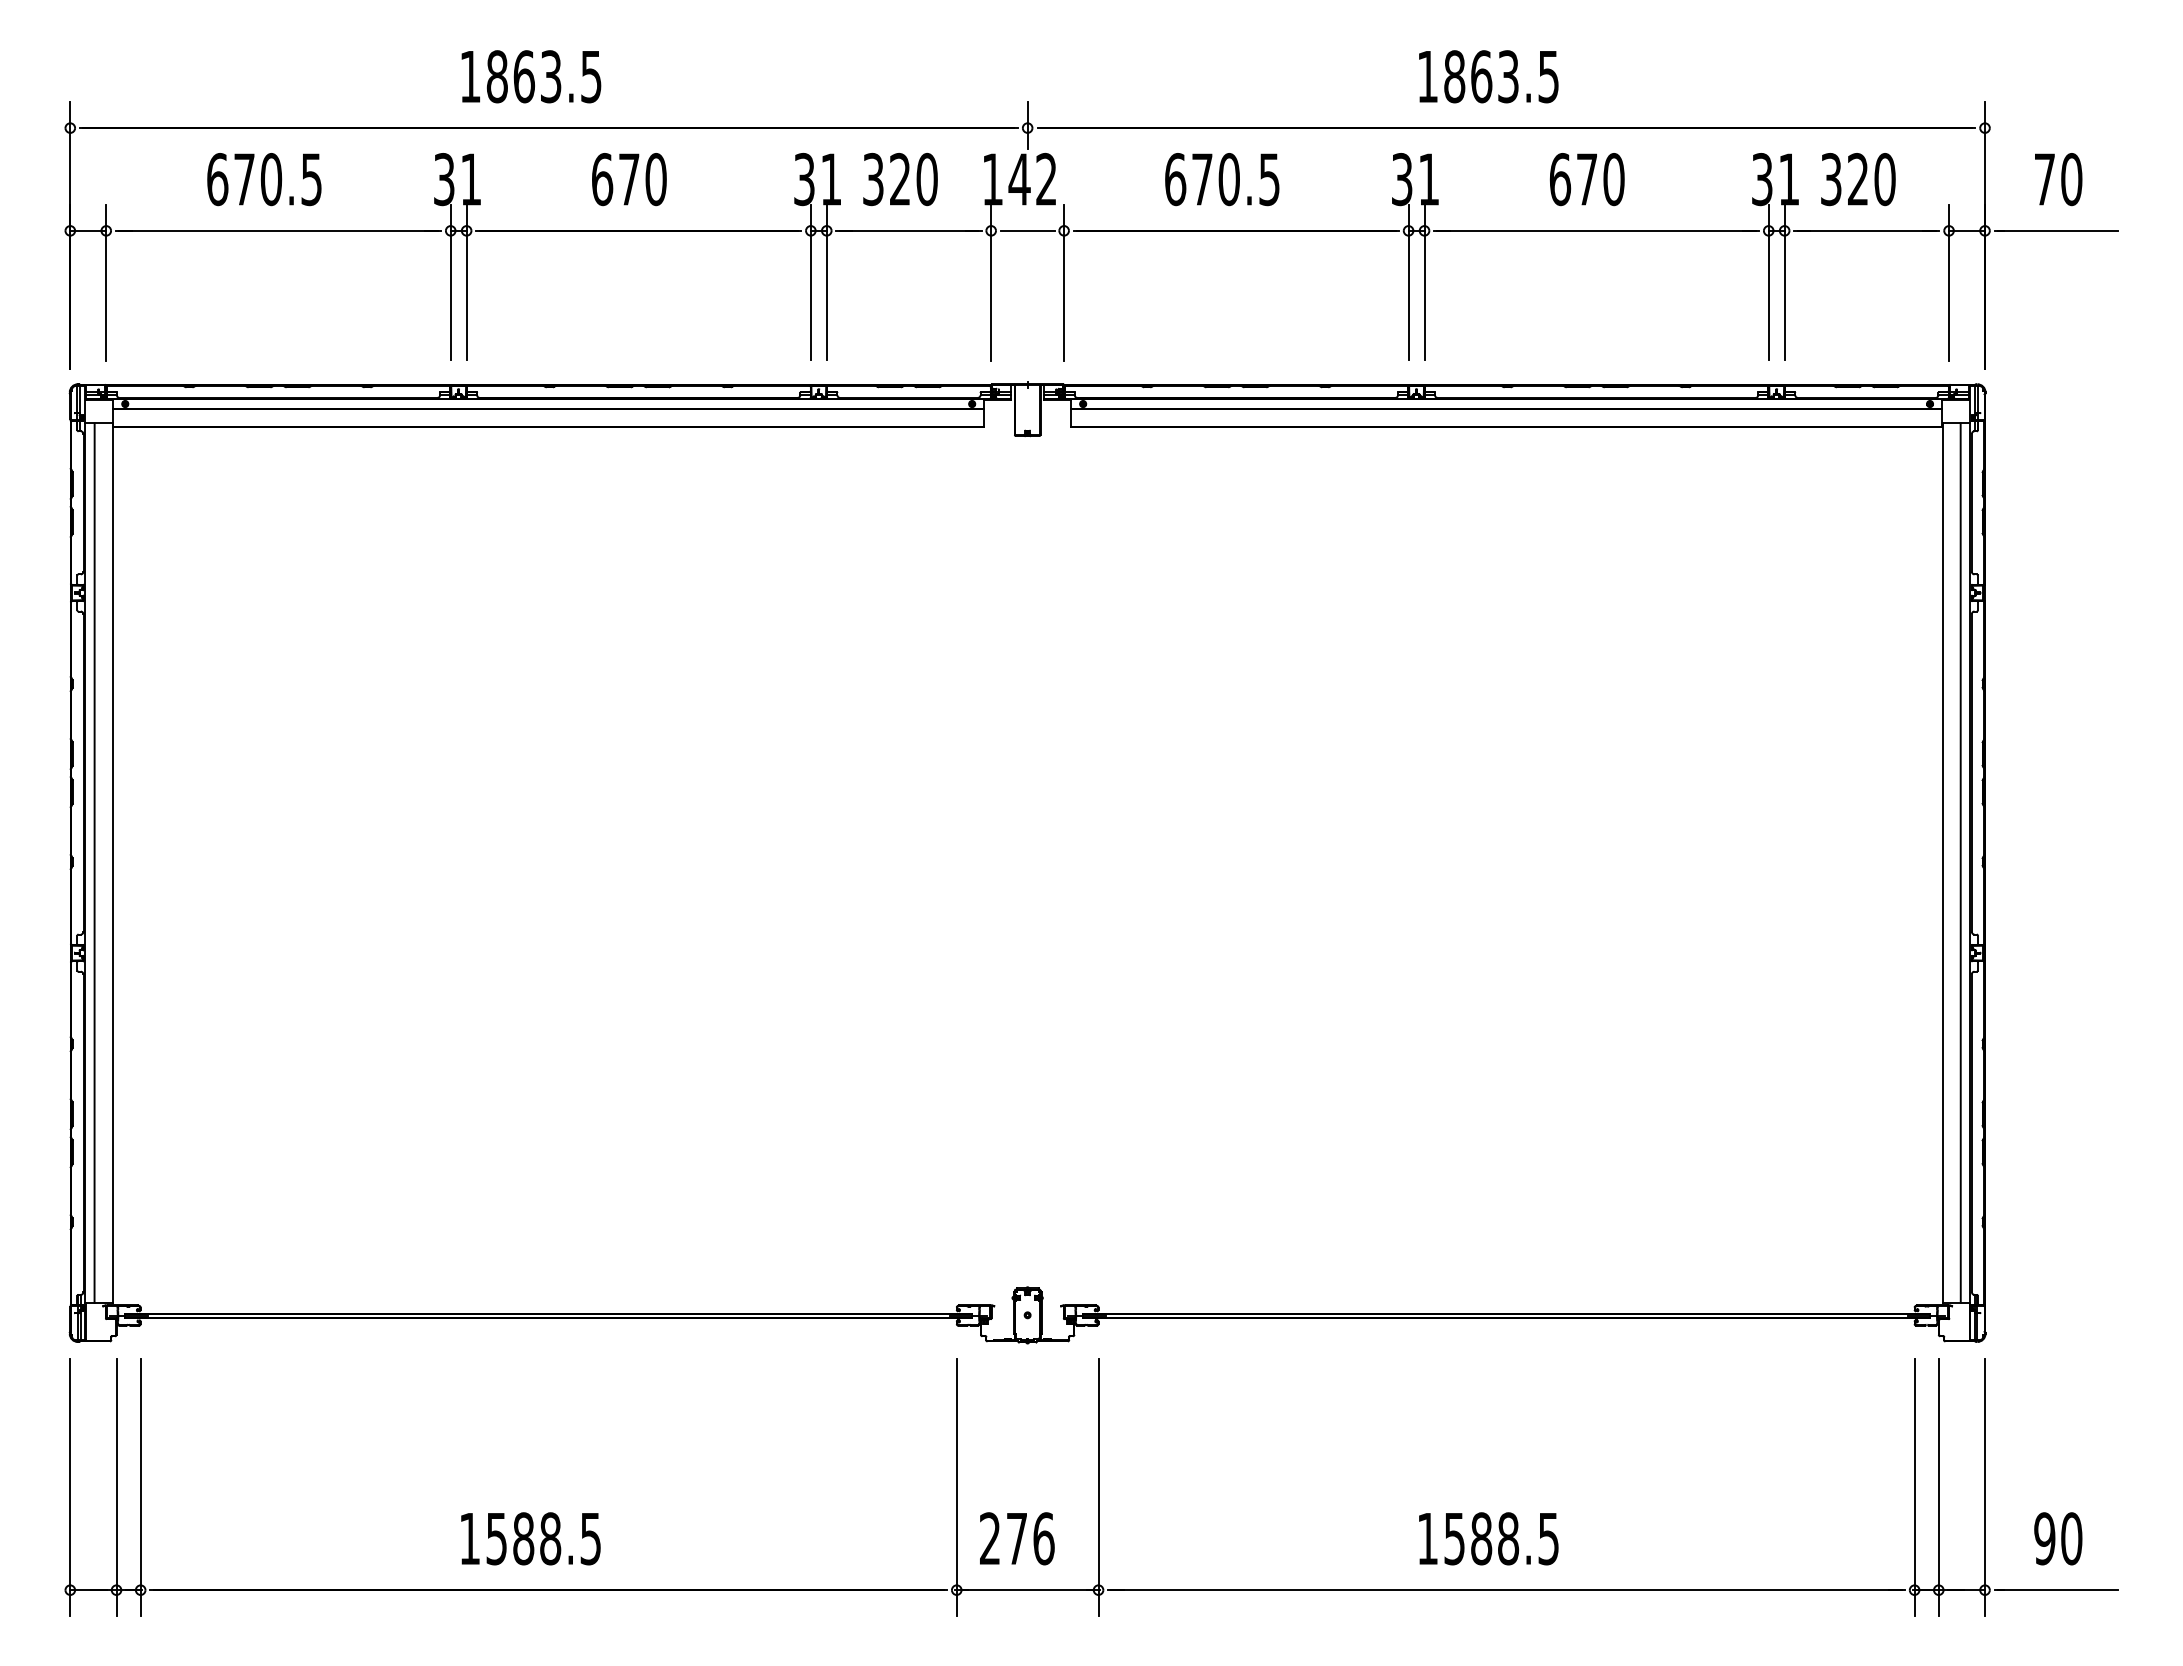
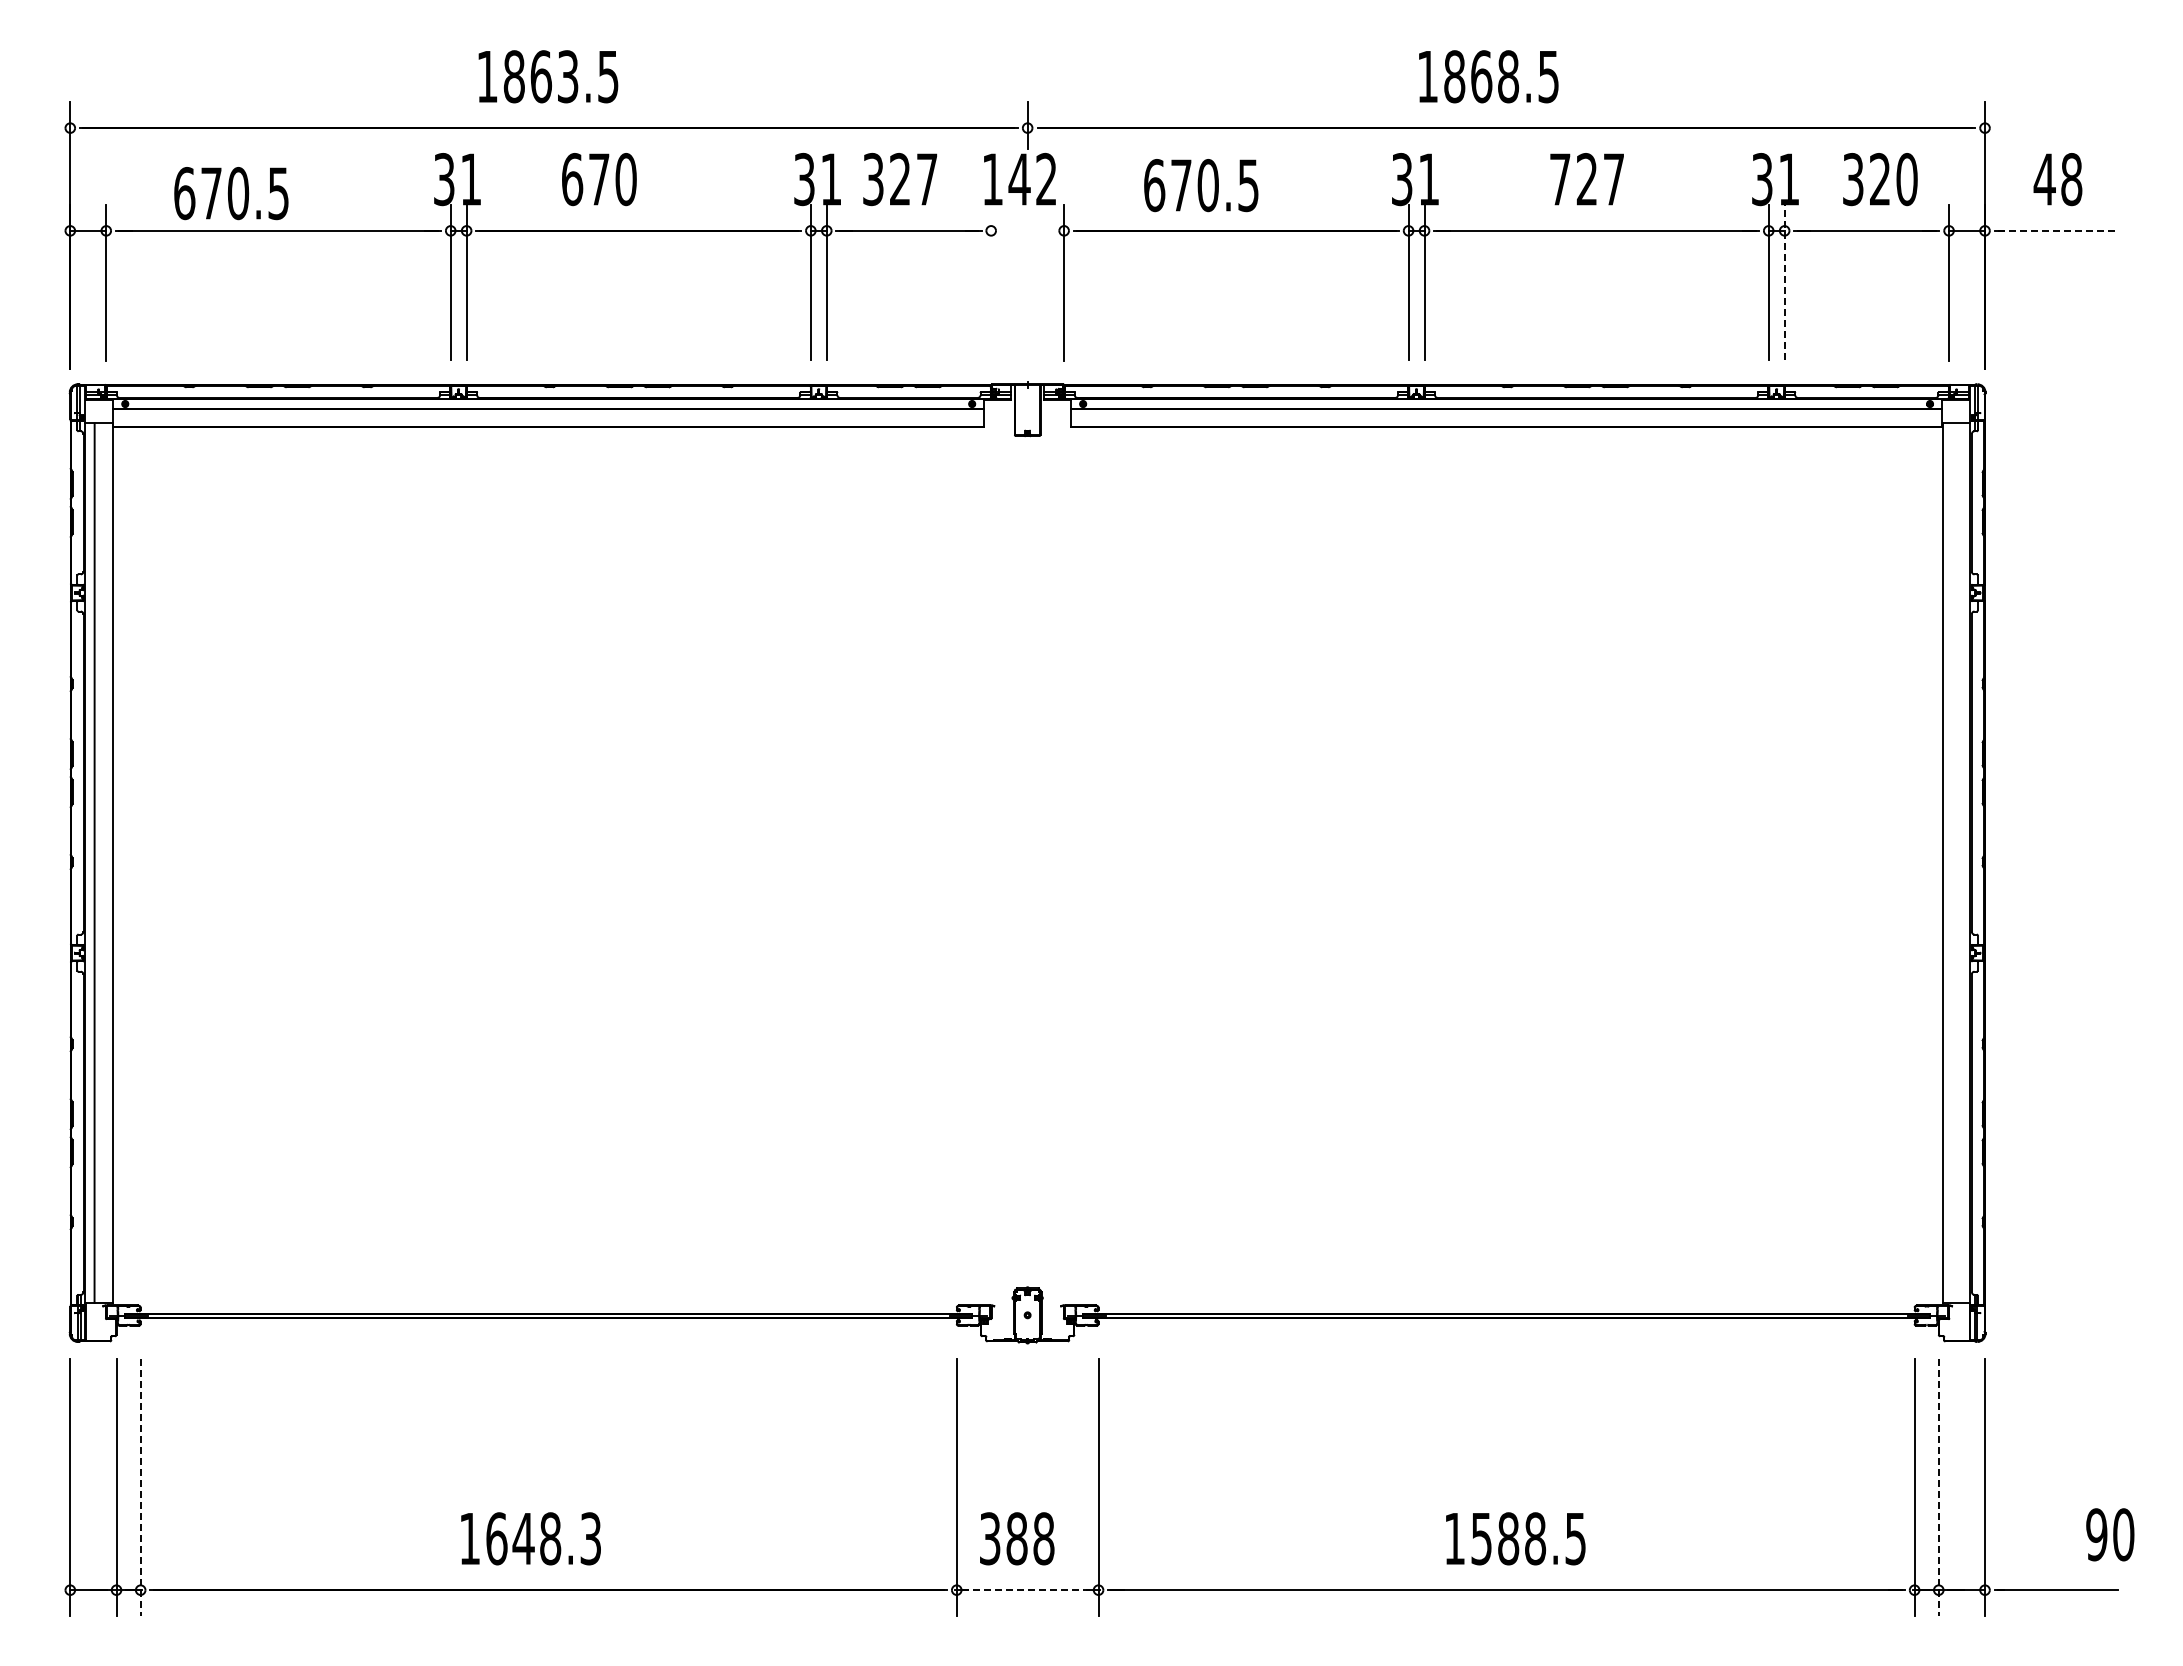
text position: (531, 76) -> (548, 76) (548, 76)
text: 1863.5 -> 1868.5 (1508, 76)
text position: (264, 179) -> (231, 193) (231, 193)
text position: (629, 179) -> (599, 179) (599, 179)
text: 320 -> 327 (926, 179)
text position: (1222, 179) -> (1201, 185) (1201, 185)
text: 670 -> 727 (1586, 179)
text position: (1858, 179) -> (1880, 179) (1880, 179)
text: 70 -> 48 (2057, 179)
line: present -> none (1027, 230)
line: solid -> dashed (2057, 230)
line: present -> none (991, 282)
line: solid -> dashed (1784, 282)
line: present -> none (1960, 862)
line: solid -> dashed (140, 1487)
line: solid -> dashed (1938, 1487)
text: 1588.5 -> 1648.3 (543, 1538)
text: 276 -> 388 (1017, 1538)
text position: (1488, 1538) -> (1515, 1538) (1515, 1538)
text position: (2058, 1538) -> (2110, 1534) (2110, 1534)
line: solid -> dashed (1028, 1590)
